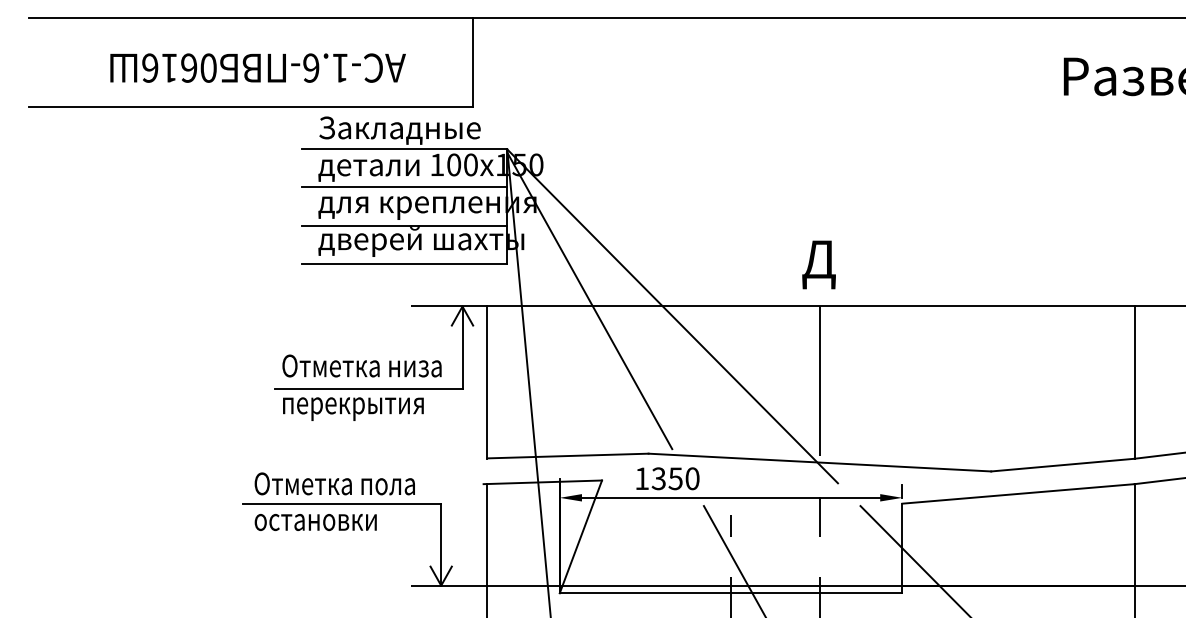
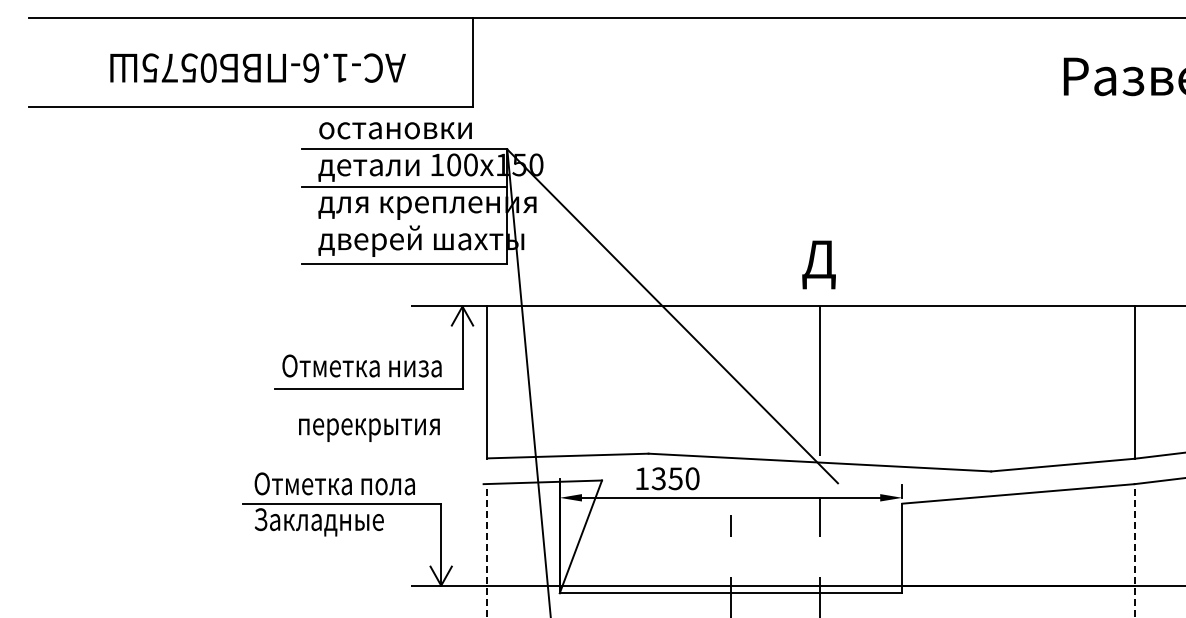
text: 0616 -> 0575 (169, 67)
text: Закладные -> остановки (399, 130)
line: present -> none (404, 225)
line: present -> none (589, 300)
text position: (353, 408) -> (369, 429) (369, 429)
text: остановки -> Закладные (318, 522)
line: solid -> dashed (487, 550)
line: solid -> dashed (1134, 550)
line: present -> none (733, 560)
line: present -> none (913, 560)
